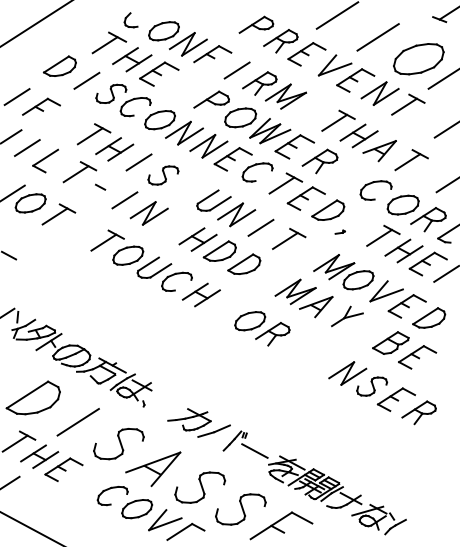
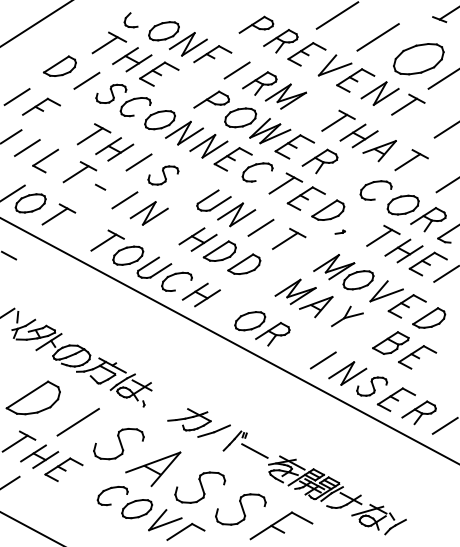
line: none -> present (229, 340)
line: none -> present (322, 360)
line: none -> present (444, 425)
